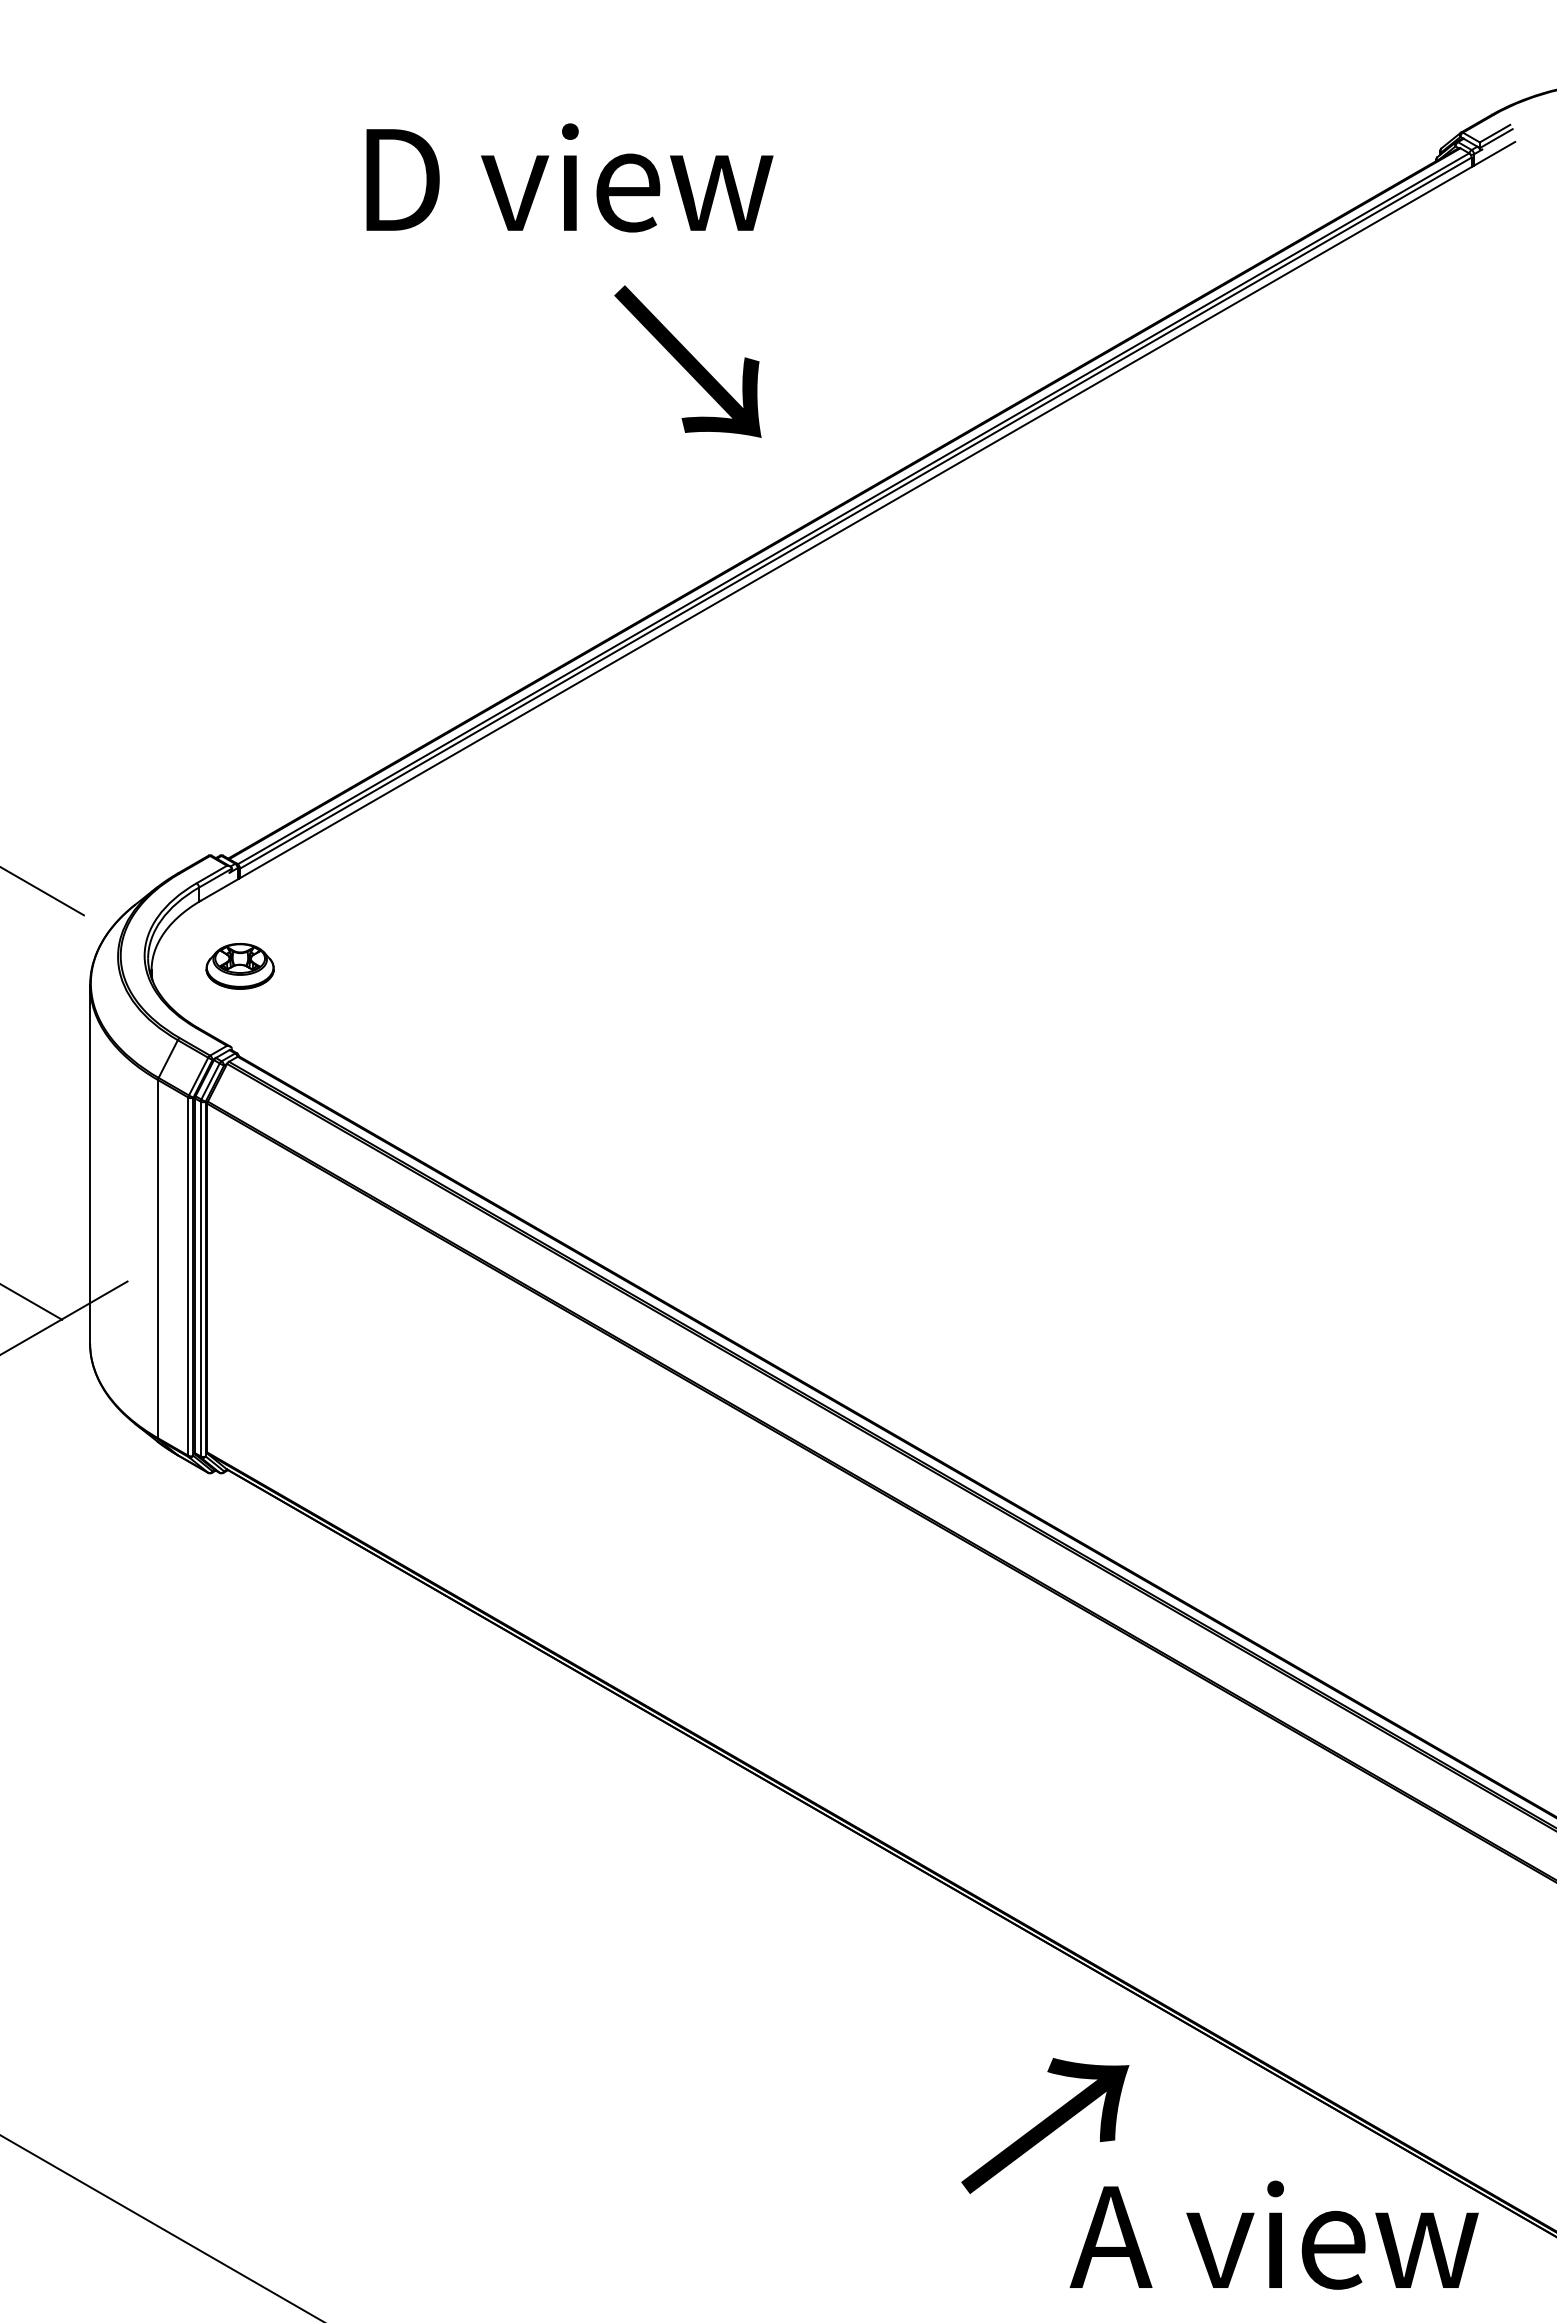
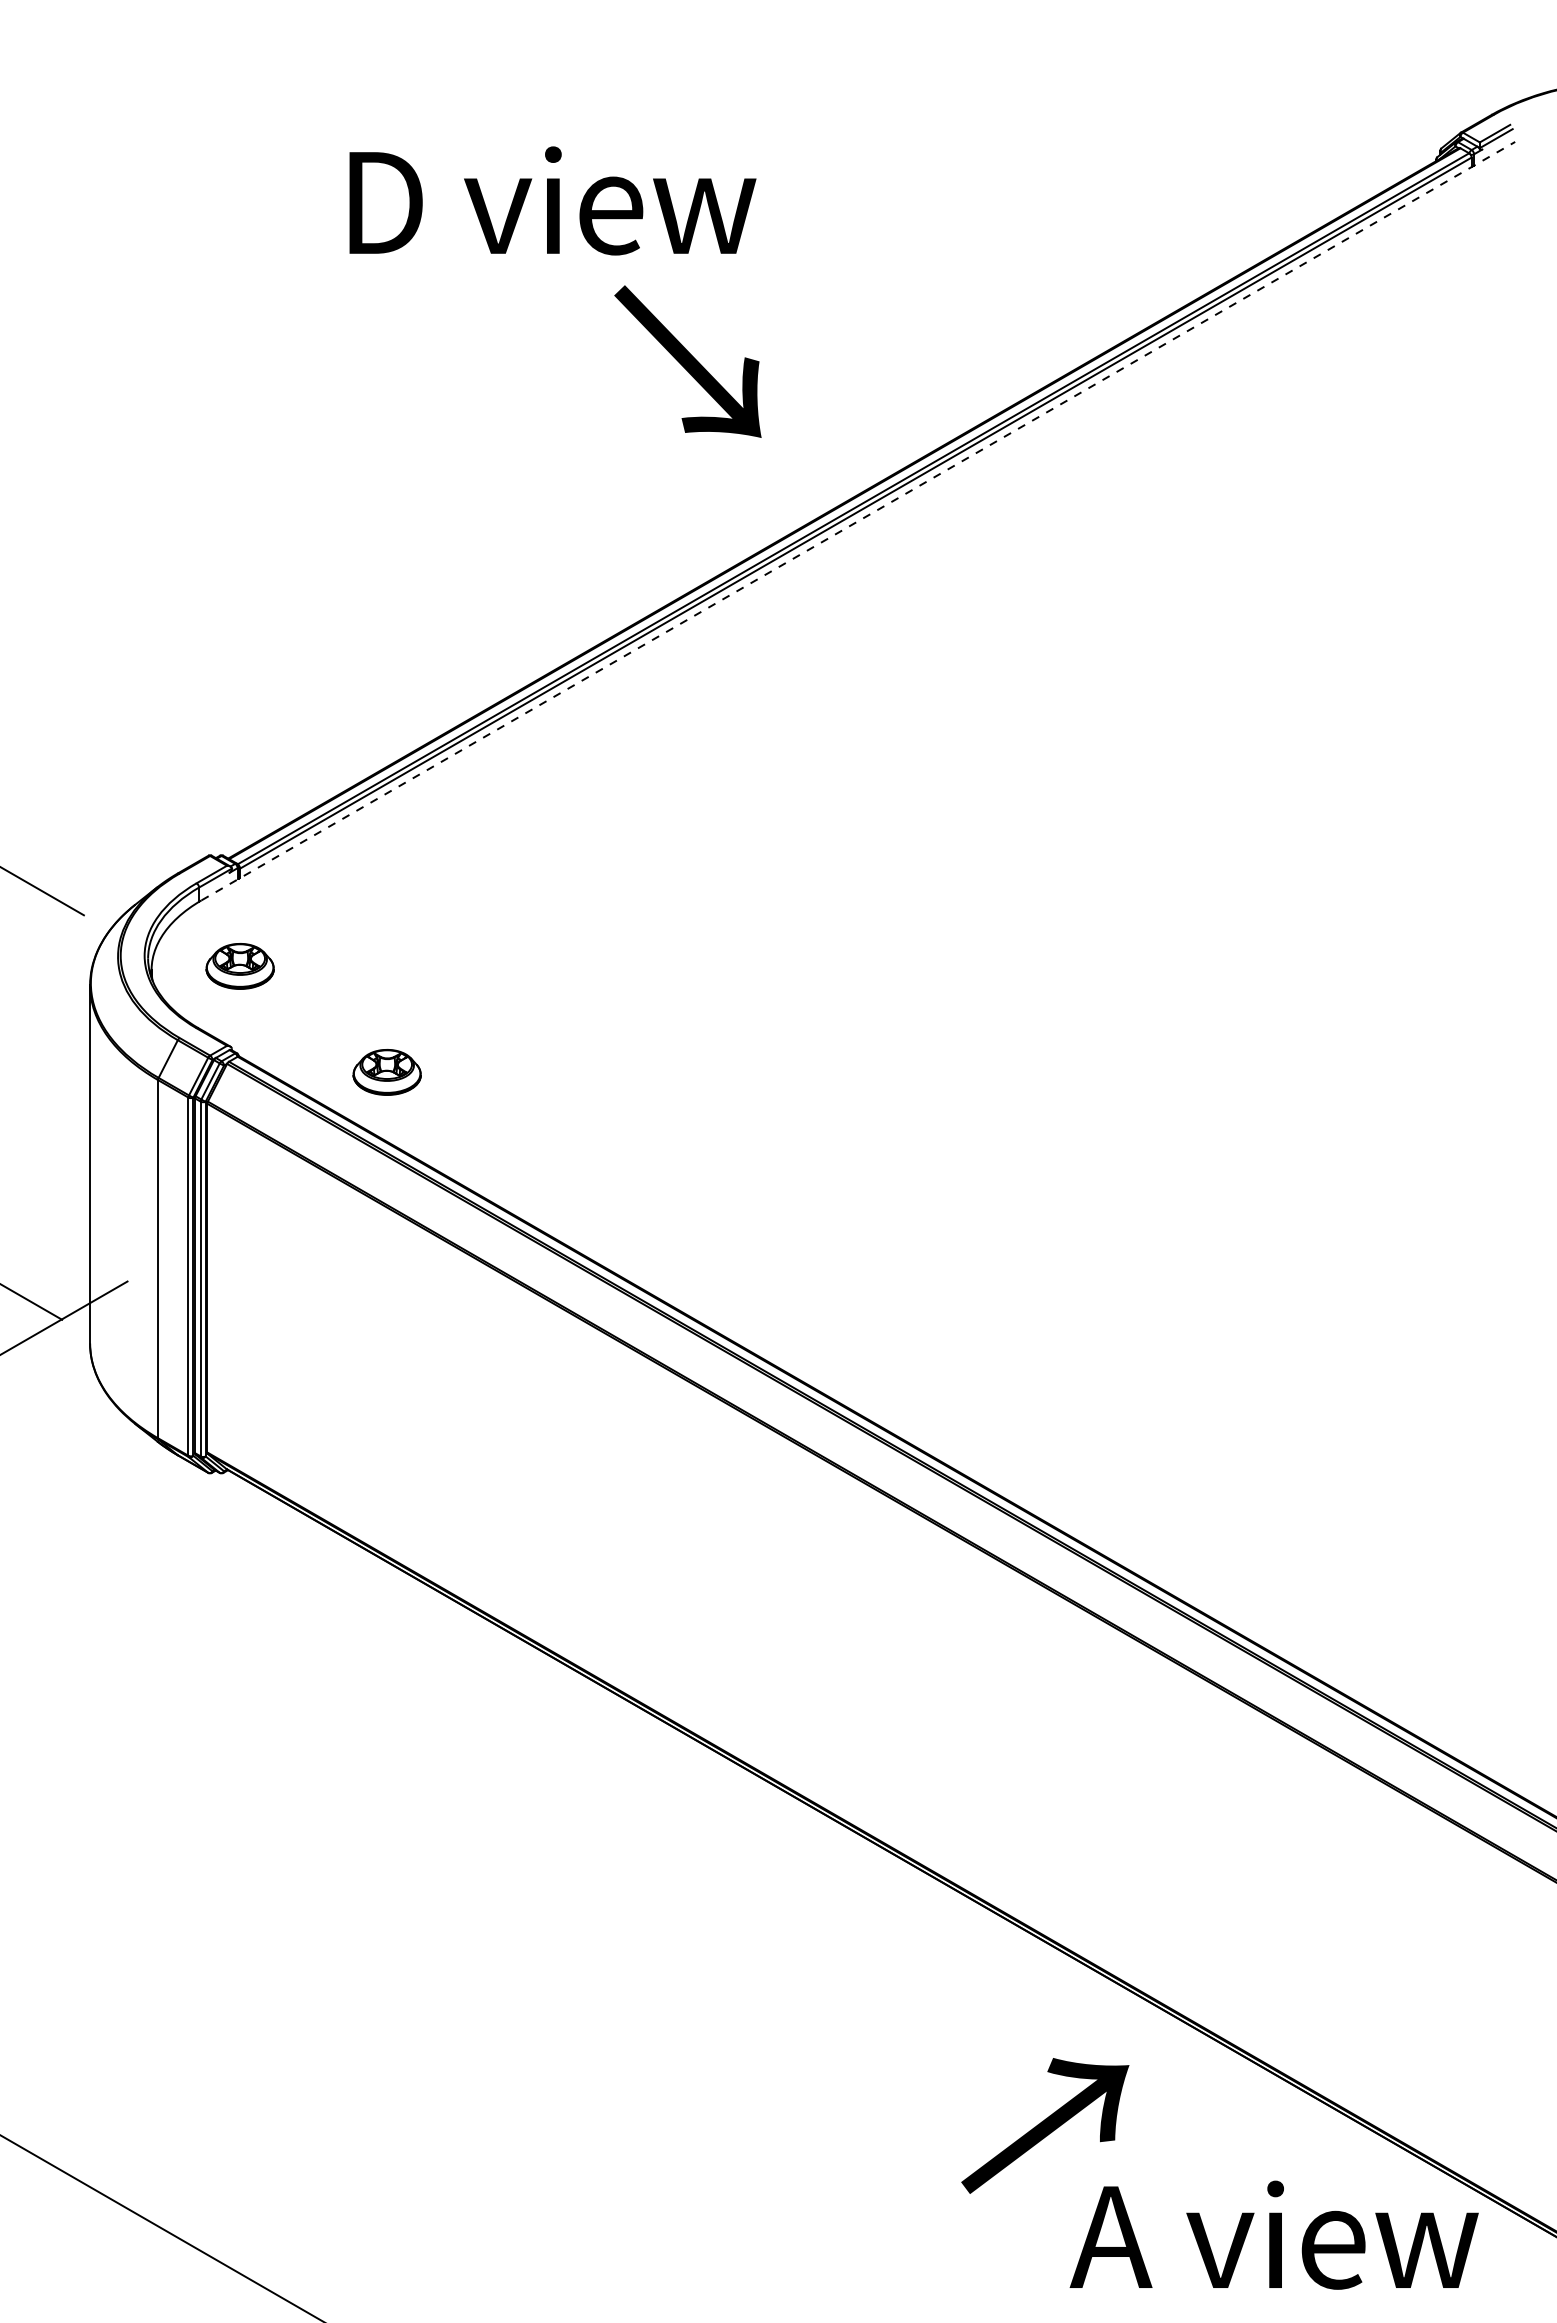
text position: (569, 177) -> (552, 200) (552, 200)
line: solid -> dashed (858, 520)
part: none -> present (386, 1072)
